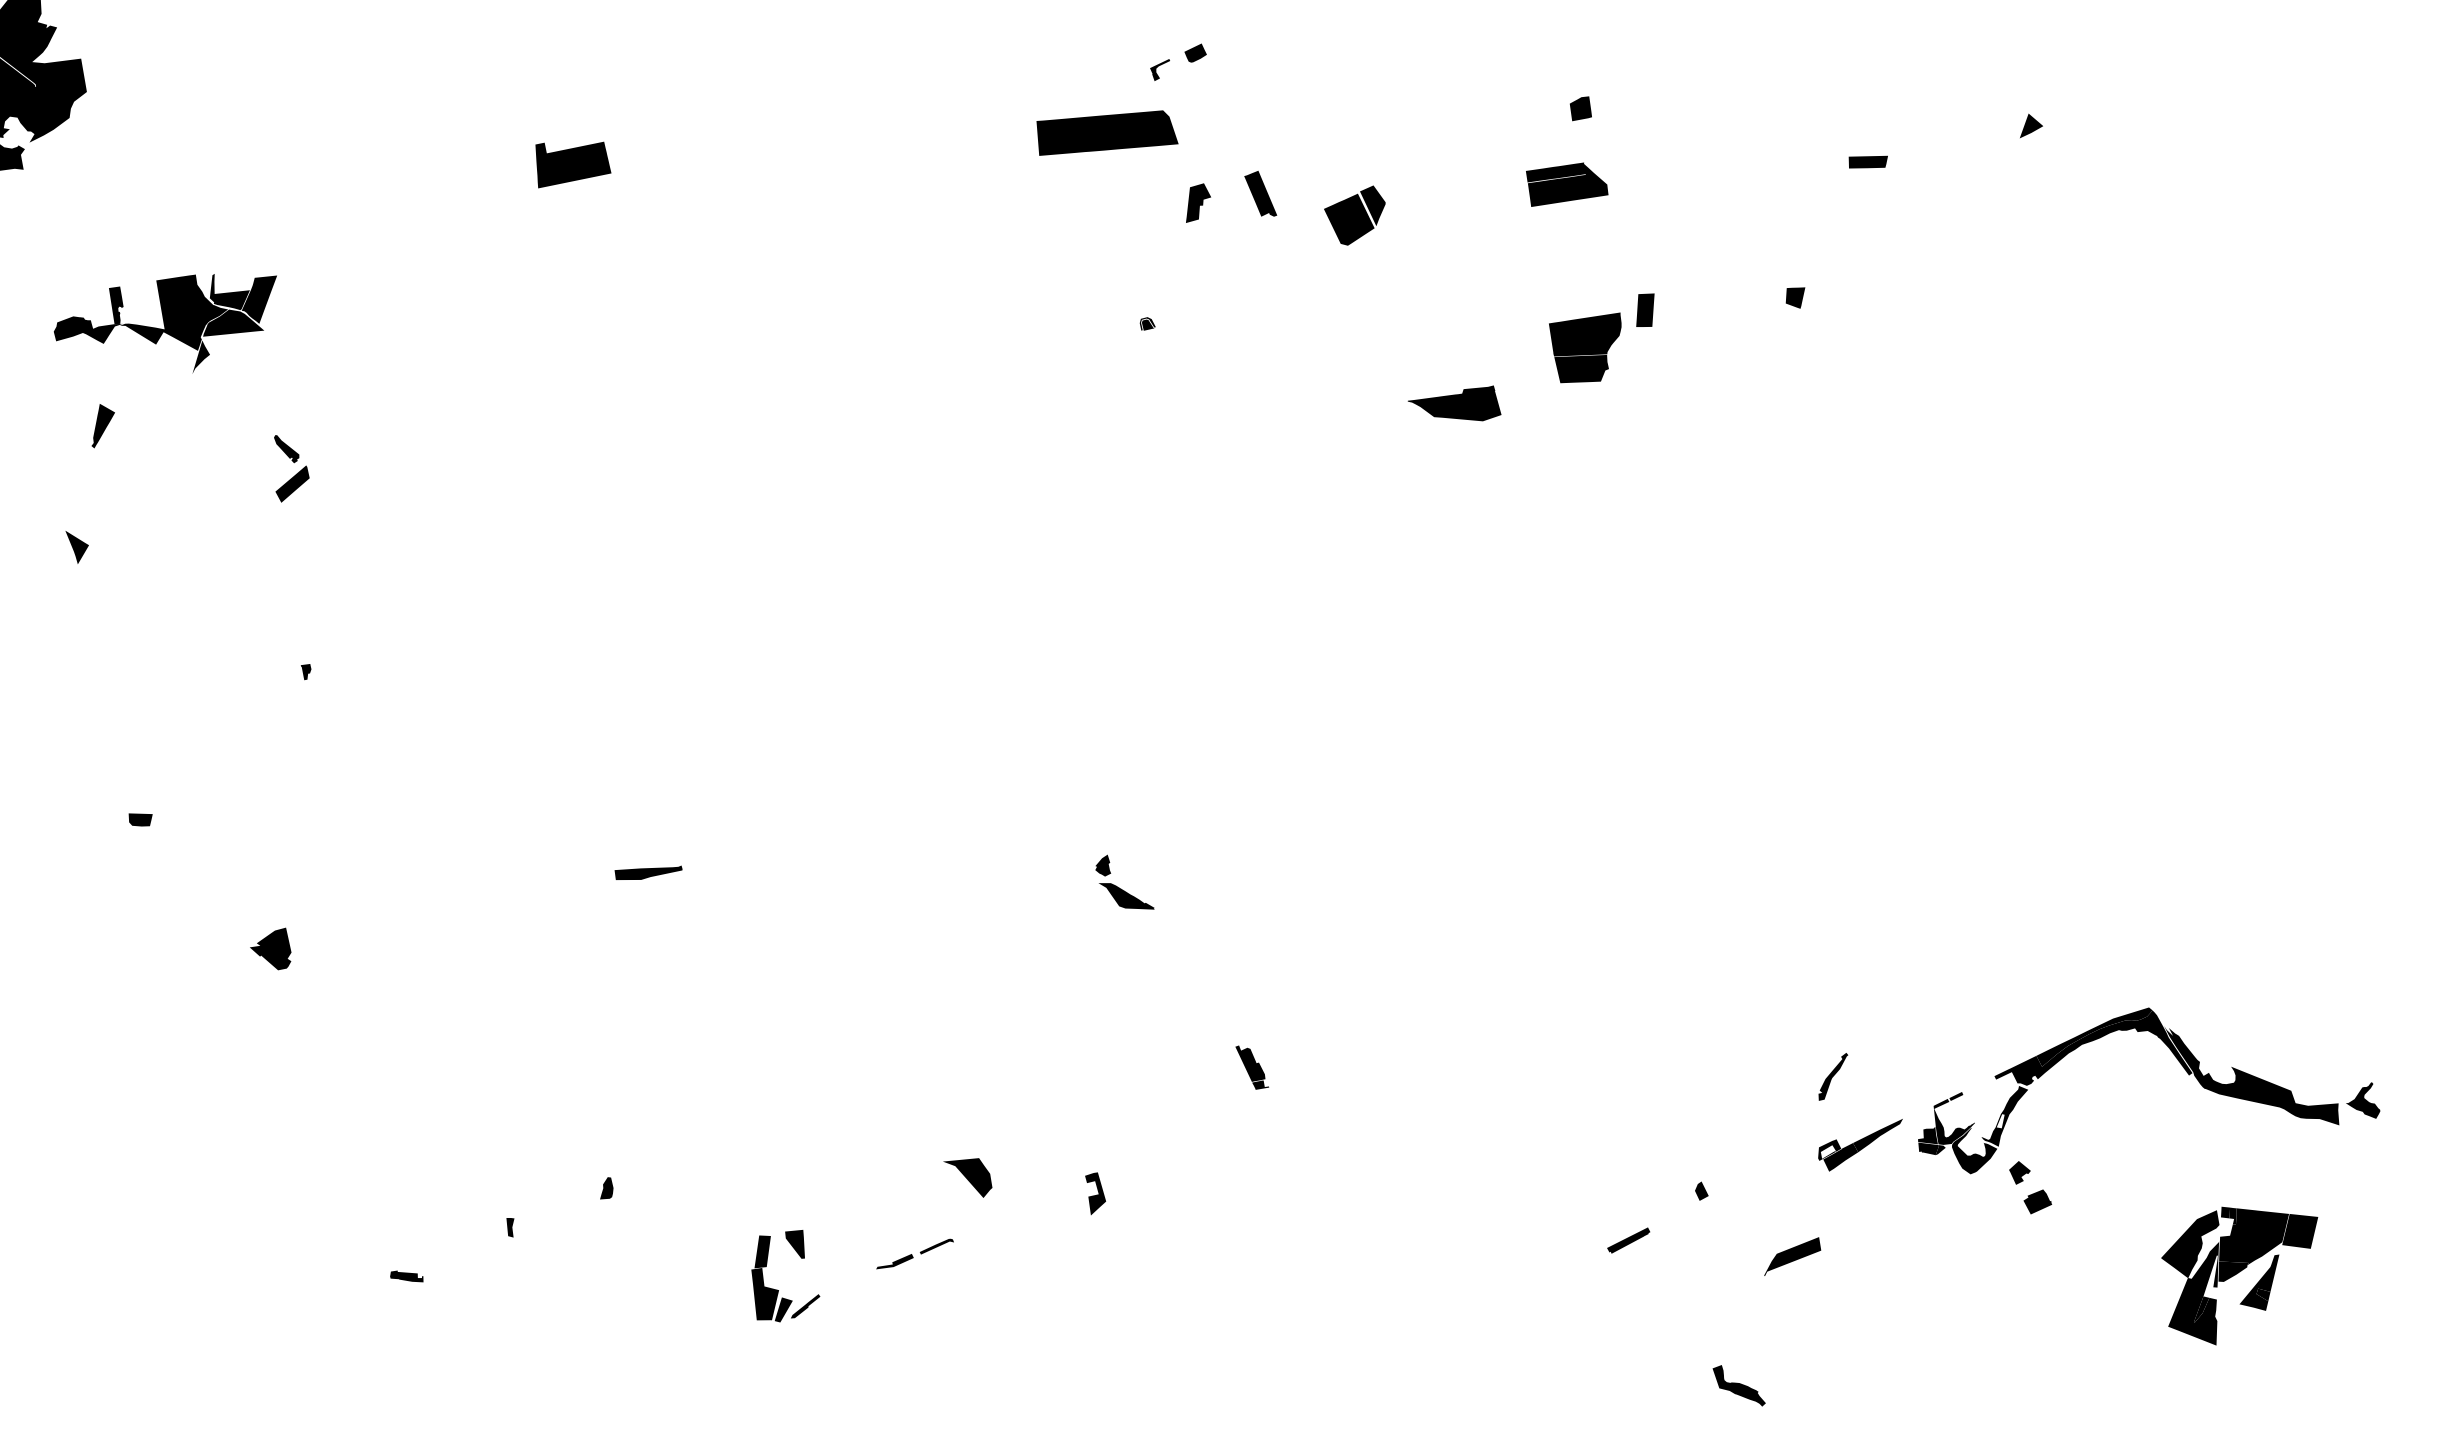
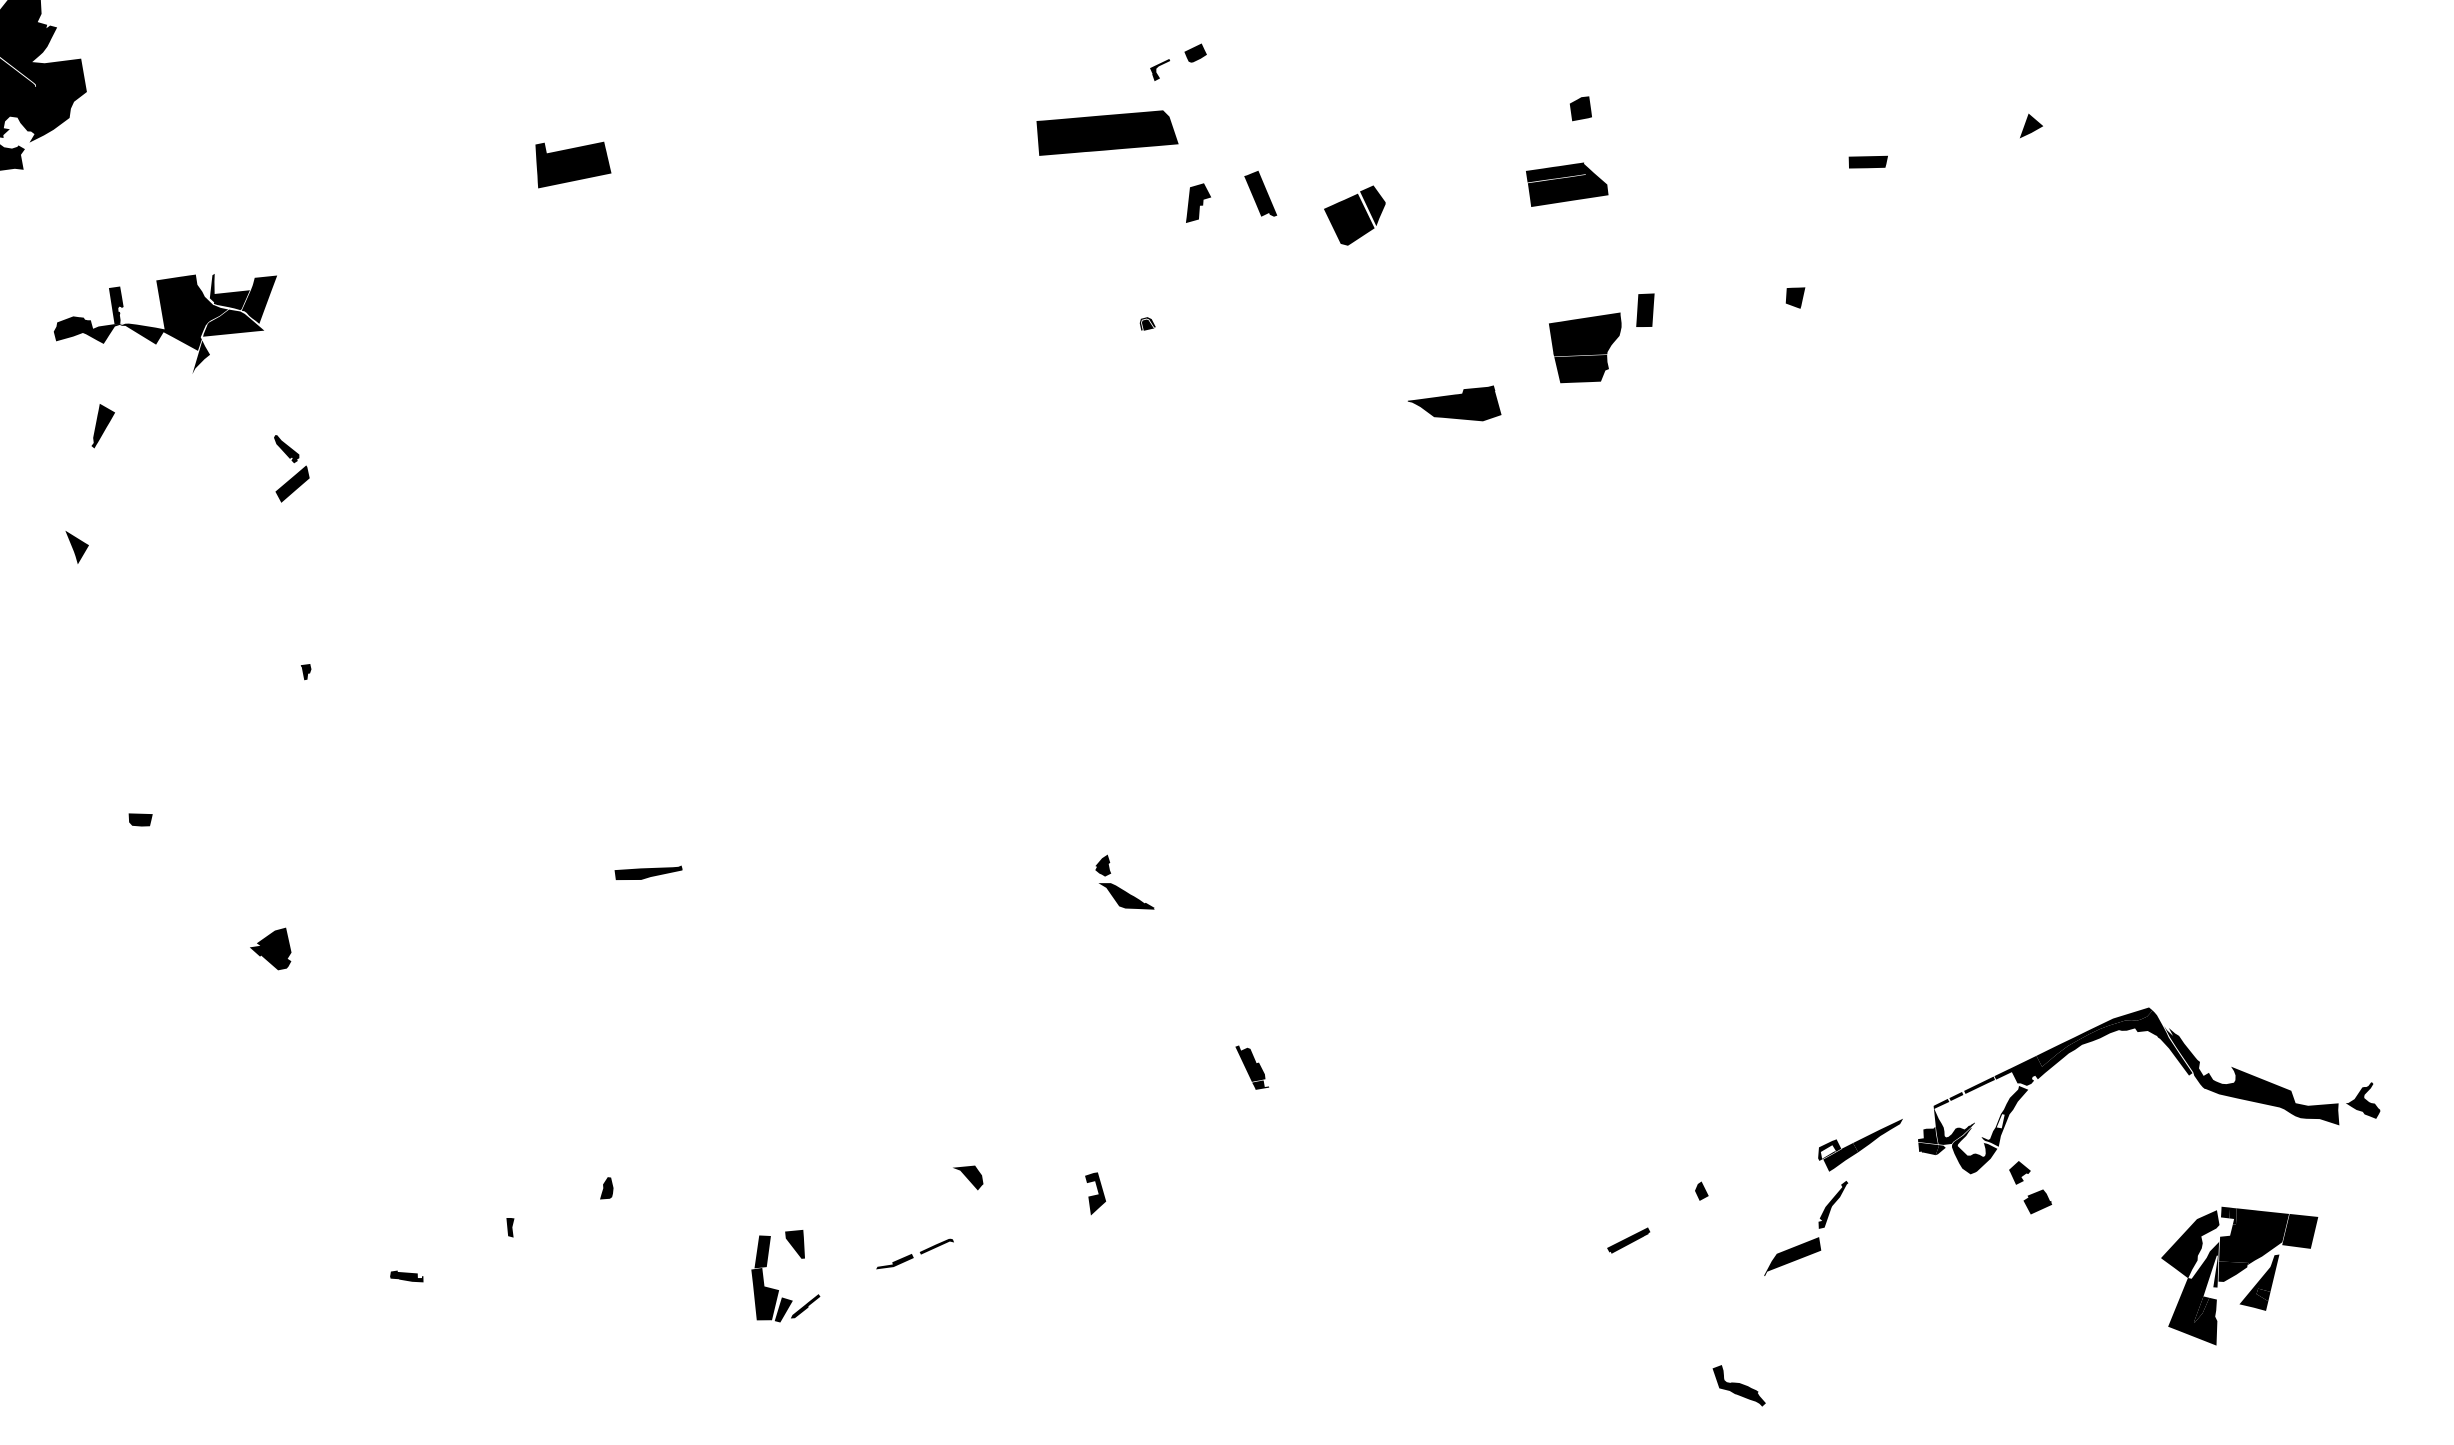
part position: (1833, 1076) -> (1833, 1204) (1833, 1204)
fill: none -> present (1979, 1084)
part size: 50x40 px -> 31x26 px (968, 1177)
